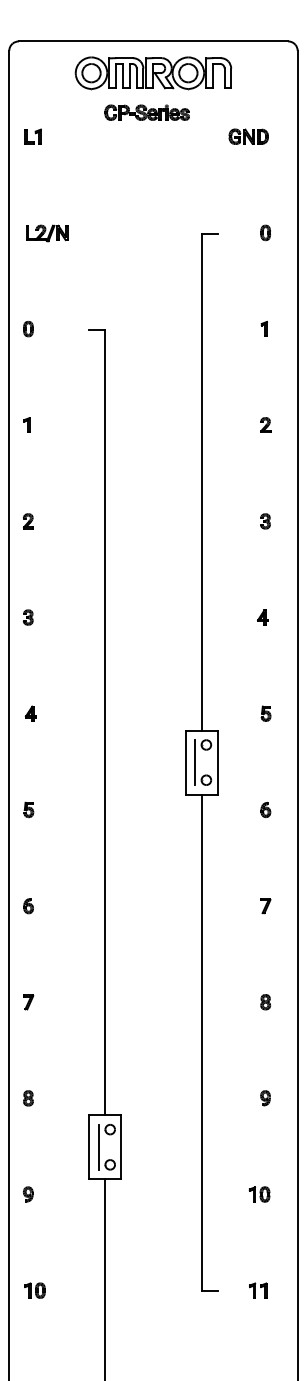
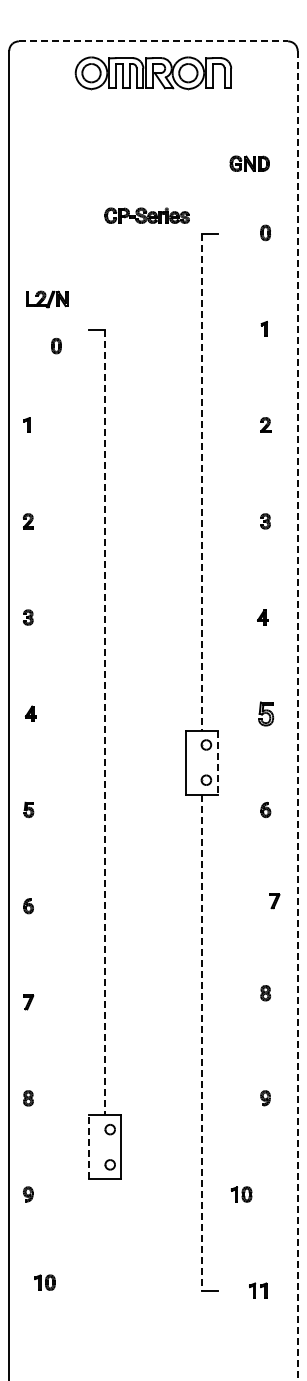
line: solid -> dashed (153, 41)
part position: (146, 112) -> (146, 215) (146, 215)
part: present -> none (32, 136)
part position: (248, 136) -> (249, 163) (249, 163)
part position: (47, 233) -> (47, 299) (47, 299)
part position: (28, 328) -> (56, 345) (56, 345)
line: solid -> dashed (201, 482)
part size: 12x17 px -> 17x26 px (266, 713)
line: solid -> dashed (297, 715)
line: solid -> dashed (105, 722)
line: present -> none (195, 762)
line: solid -> dashed (217, 763)
part position: (265, 906) -> (274, 901) (274, 901)
part position: (265, 1002) -> (265, 993) (265, 993)
line: solid -> dashed (201, 1043)
line: solid -> dashed (89, 1146)
line: present -> none (99, 1146)
part position: (259, 1194) -> (241, 1194) (241, 1194)
line: present -> none (105, 1278)
part position: (34, 1290) -> (44, 1282) (44, 1282)
